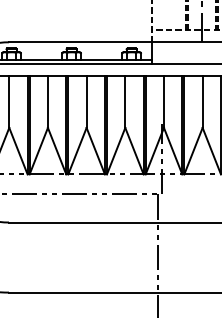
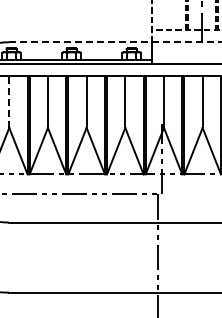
line: solid -> dashed (115, 42)
line: solid -> dashed (9, 102)
